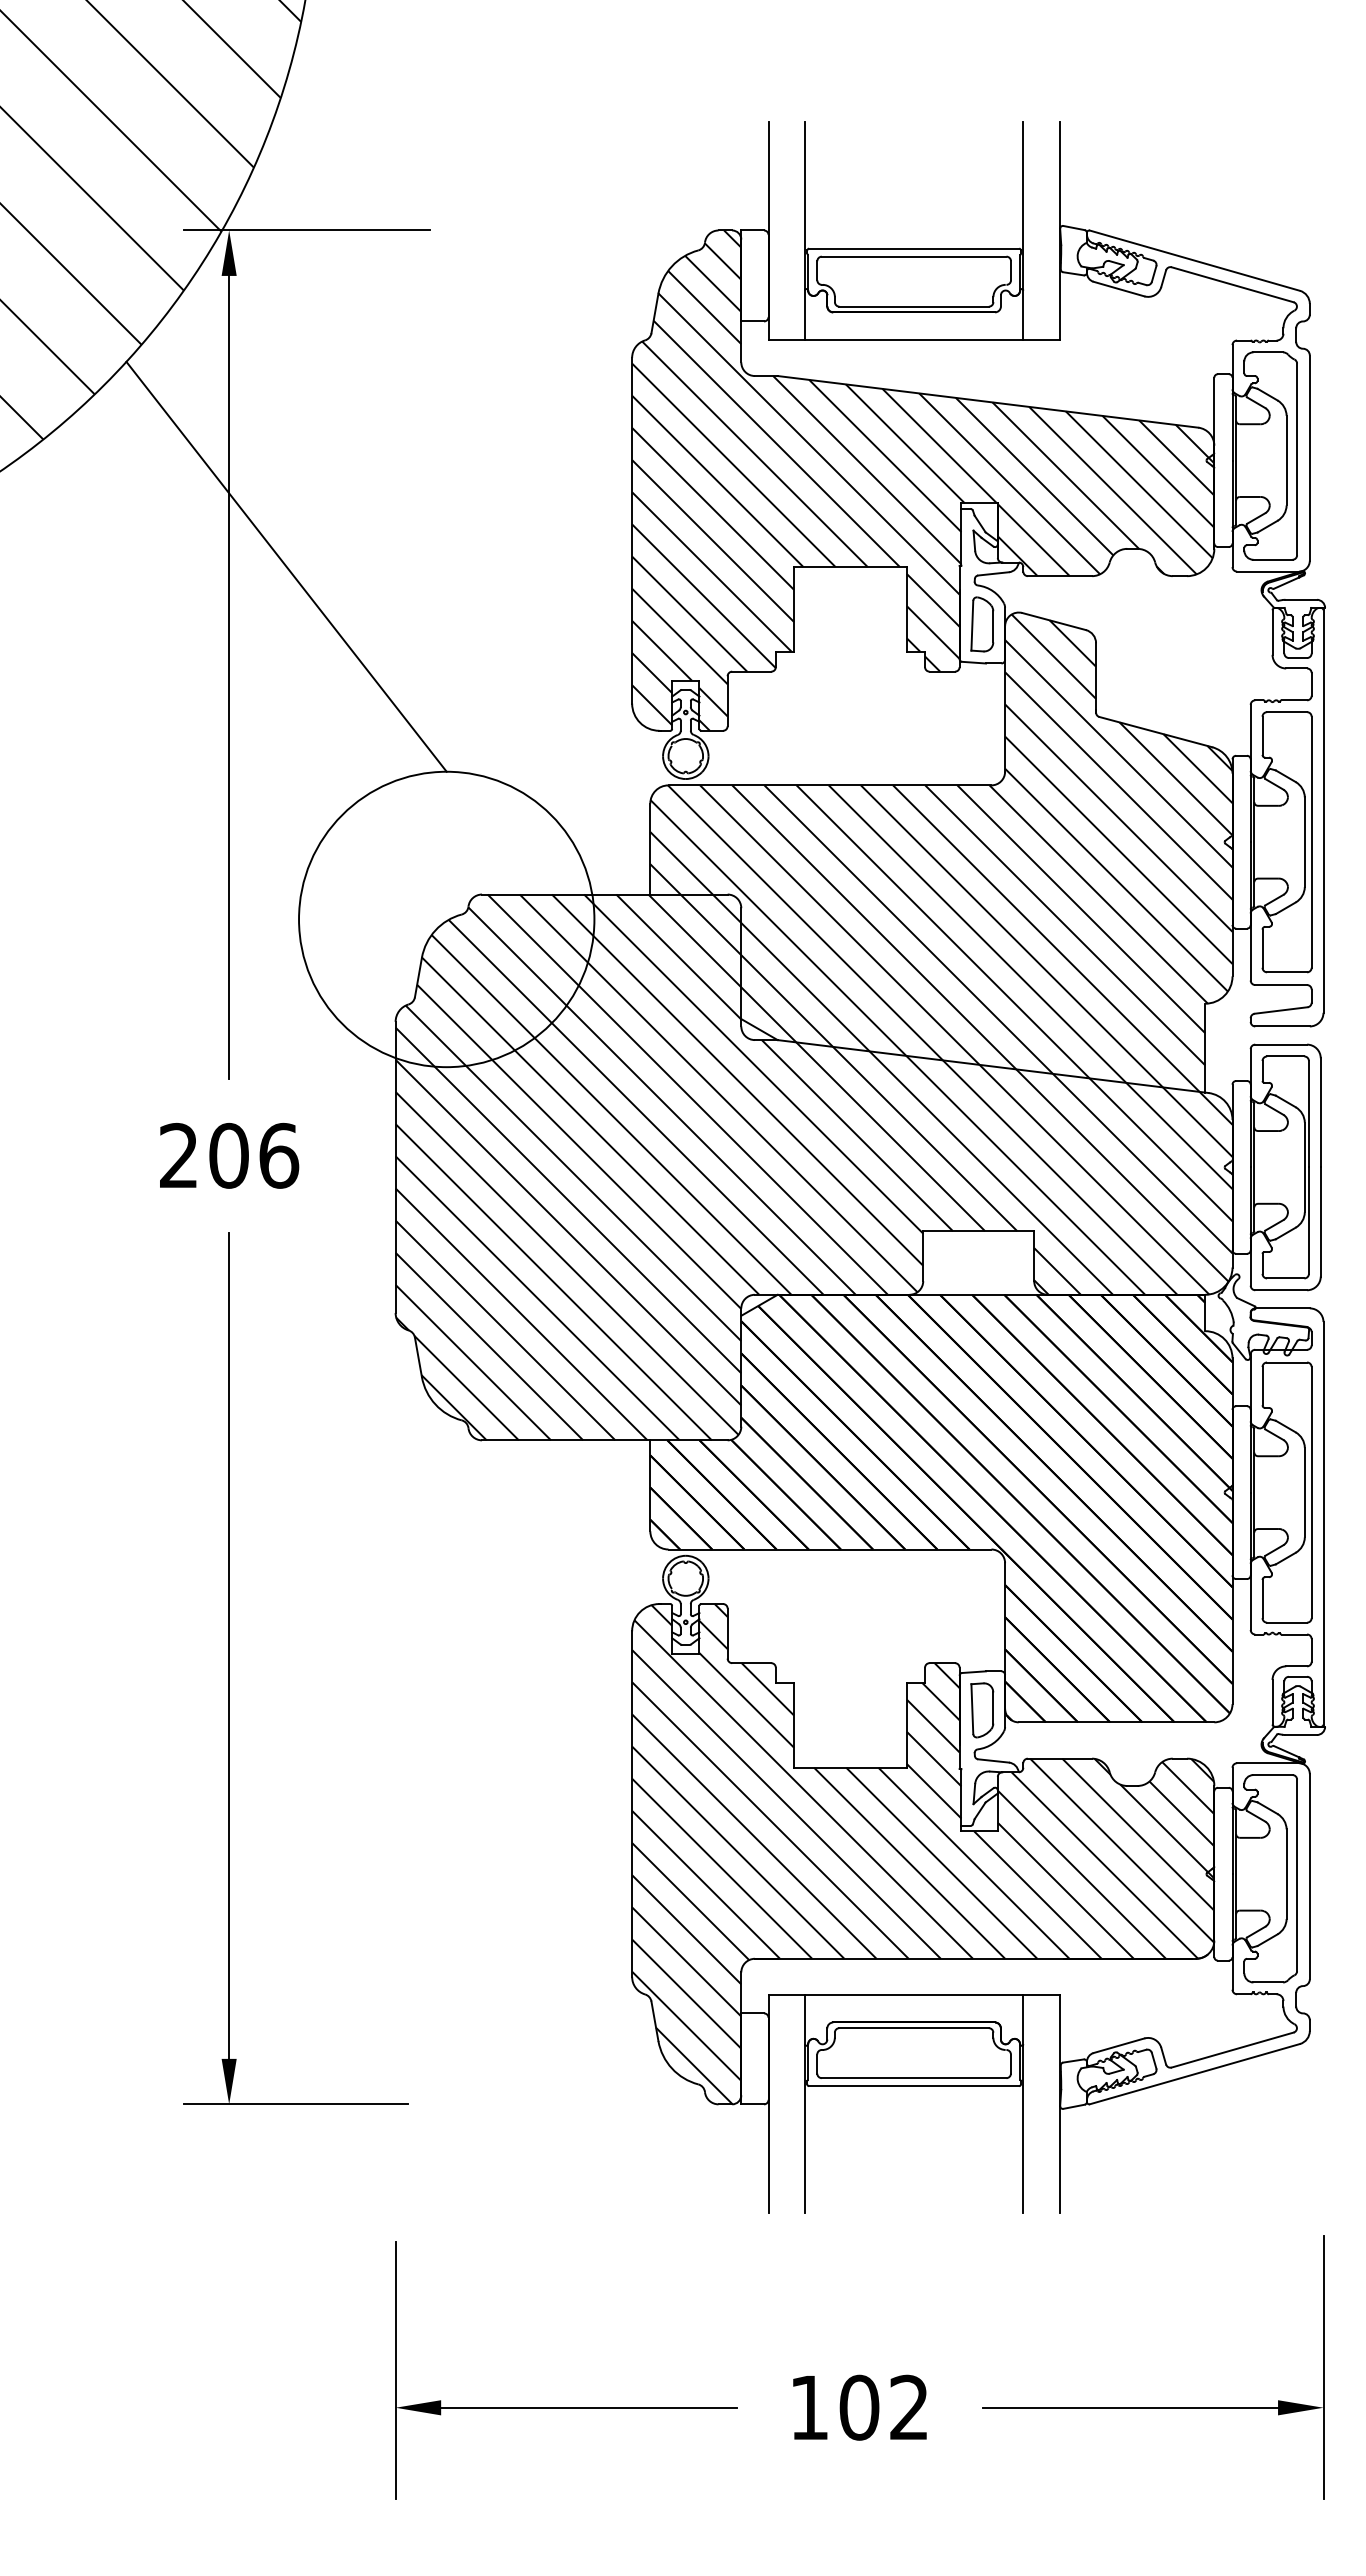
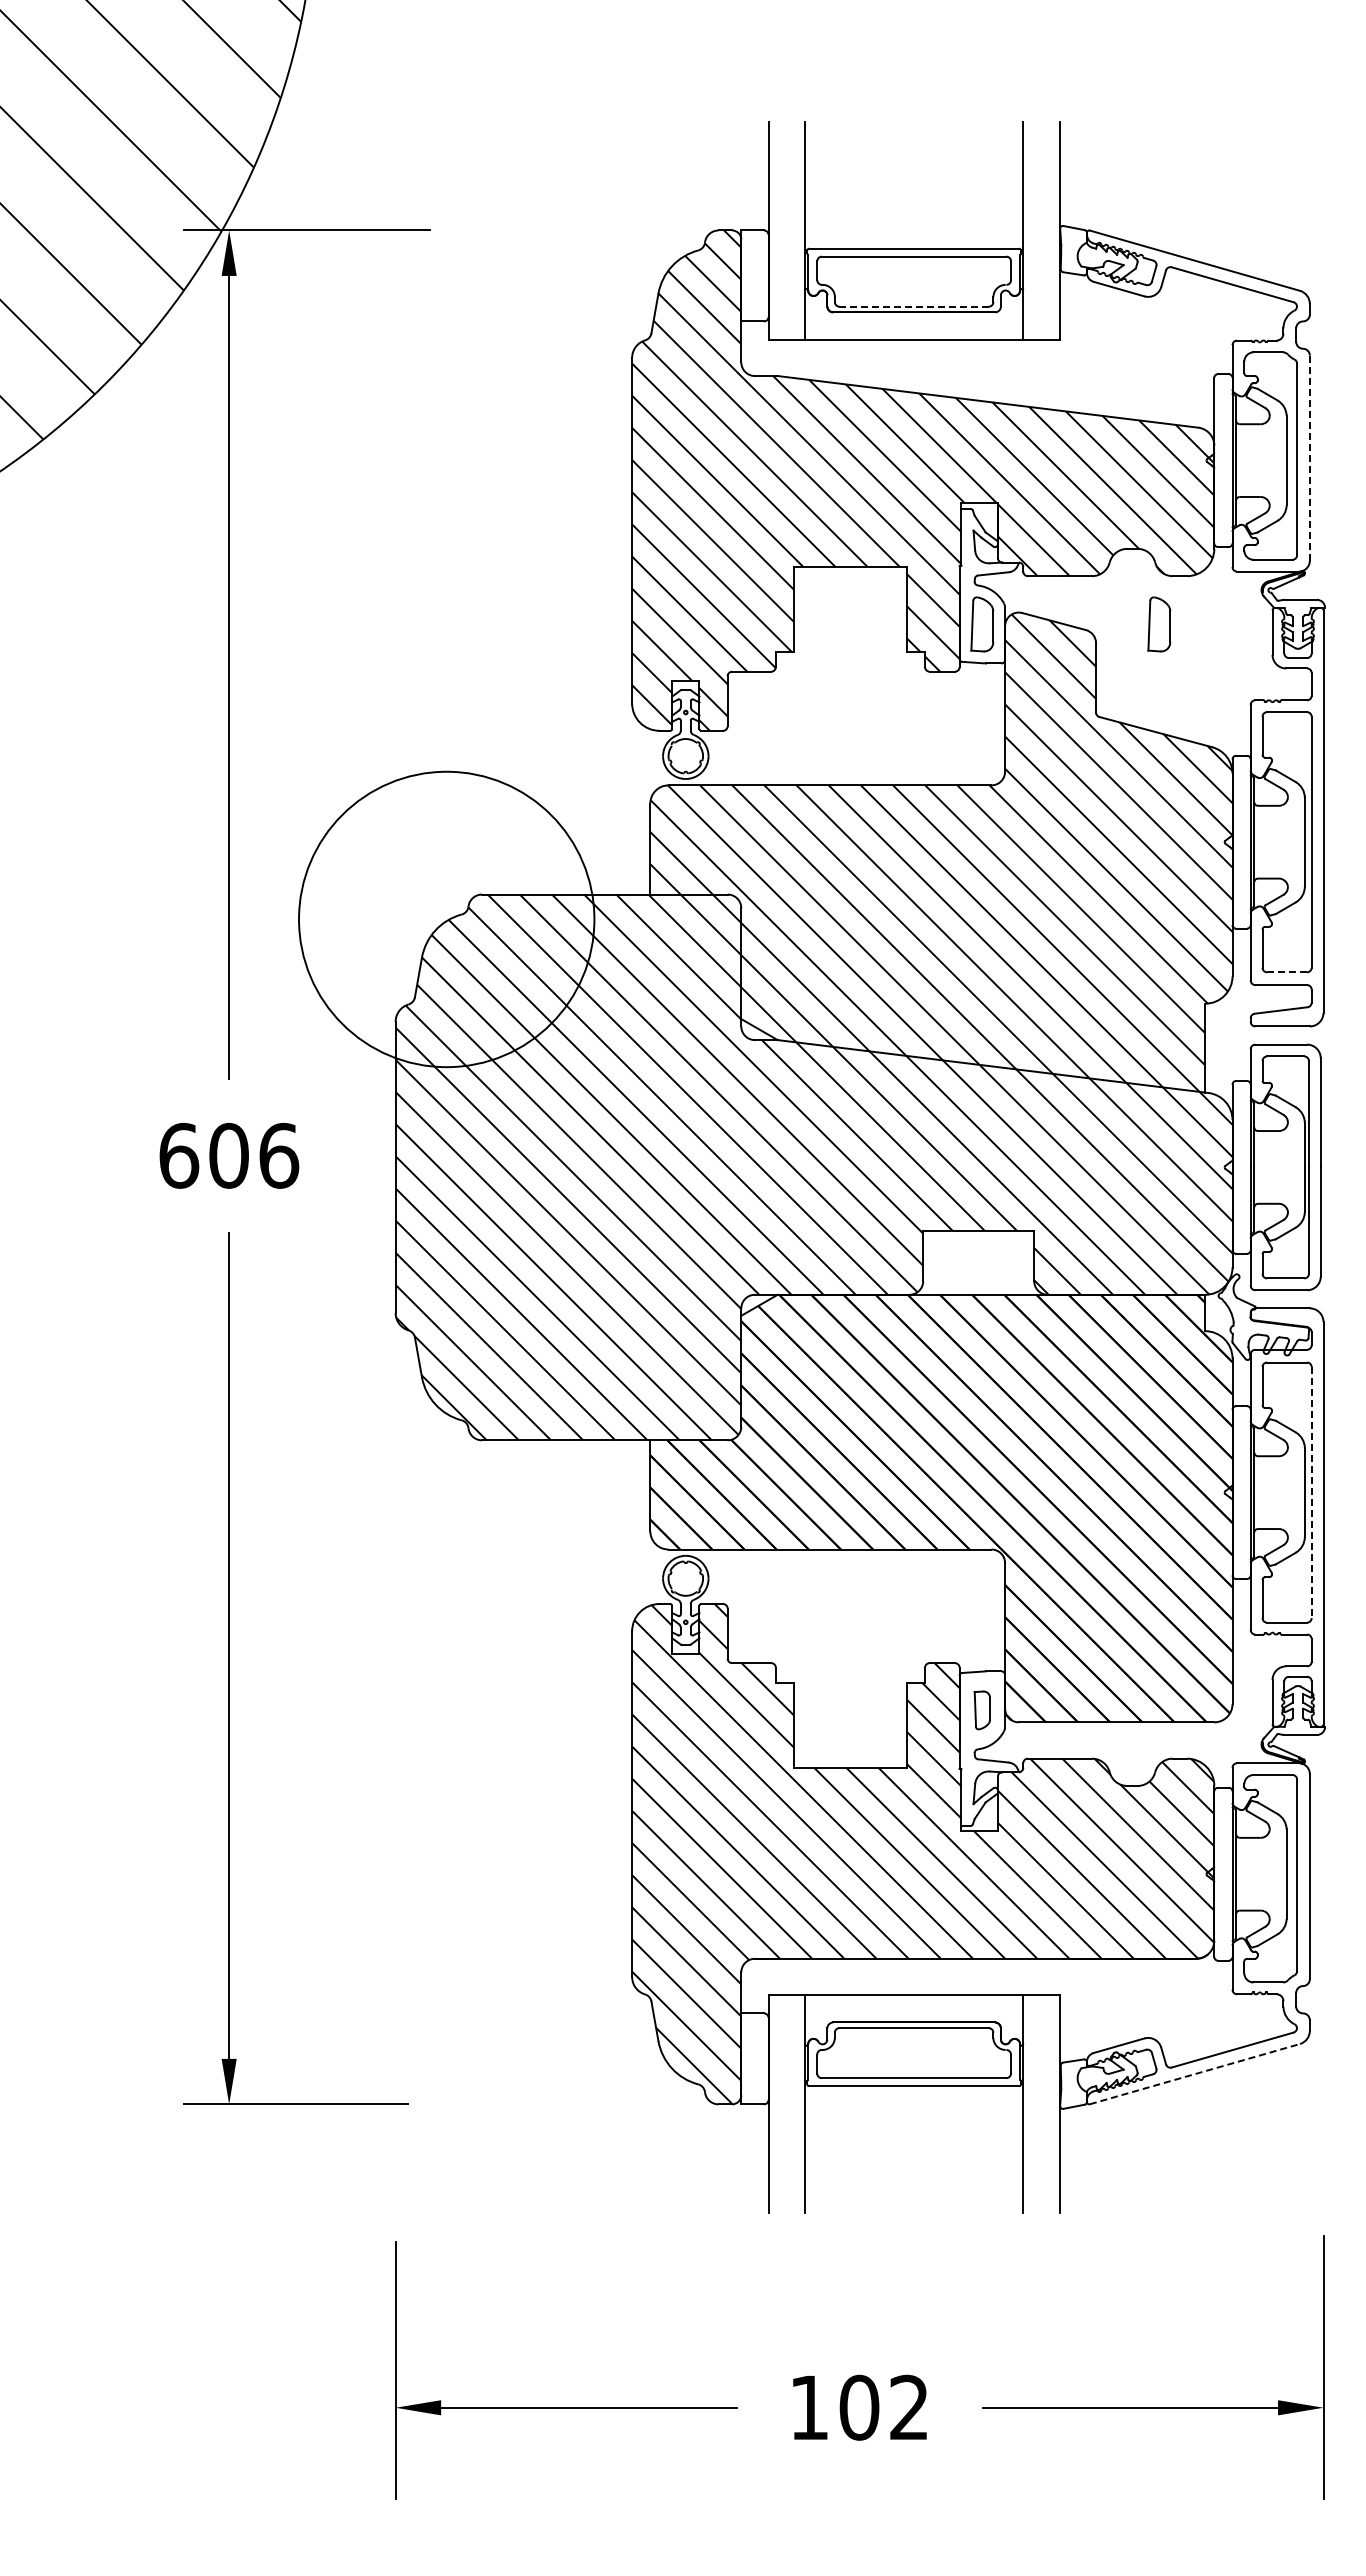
line: solid -> dashed (914, 306)
line: solid -> dashed (1309, 458)
line: present -> none (286, 566)
part: none -> present (1159, 624)
line: solid -> dashed (1286, 972)
text: 206 -> 606 (179, 1155)
line: solid -> dashed (1311, 1492)
part size: 25x57 px -> 18x41 px (981, 1710)
line: solid -> dashed (1195, 2074)
